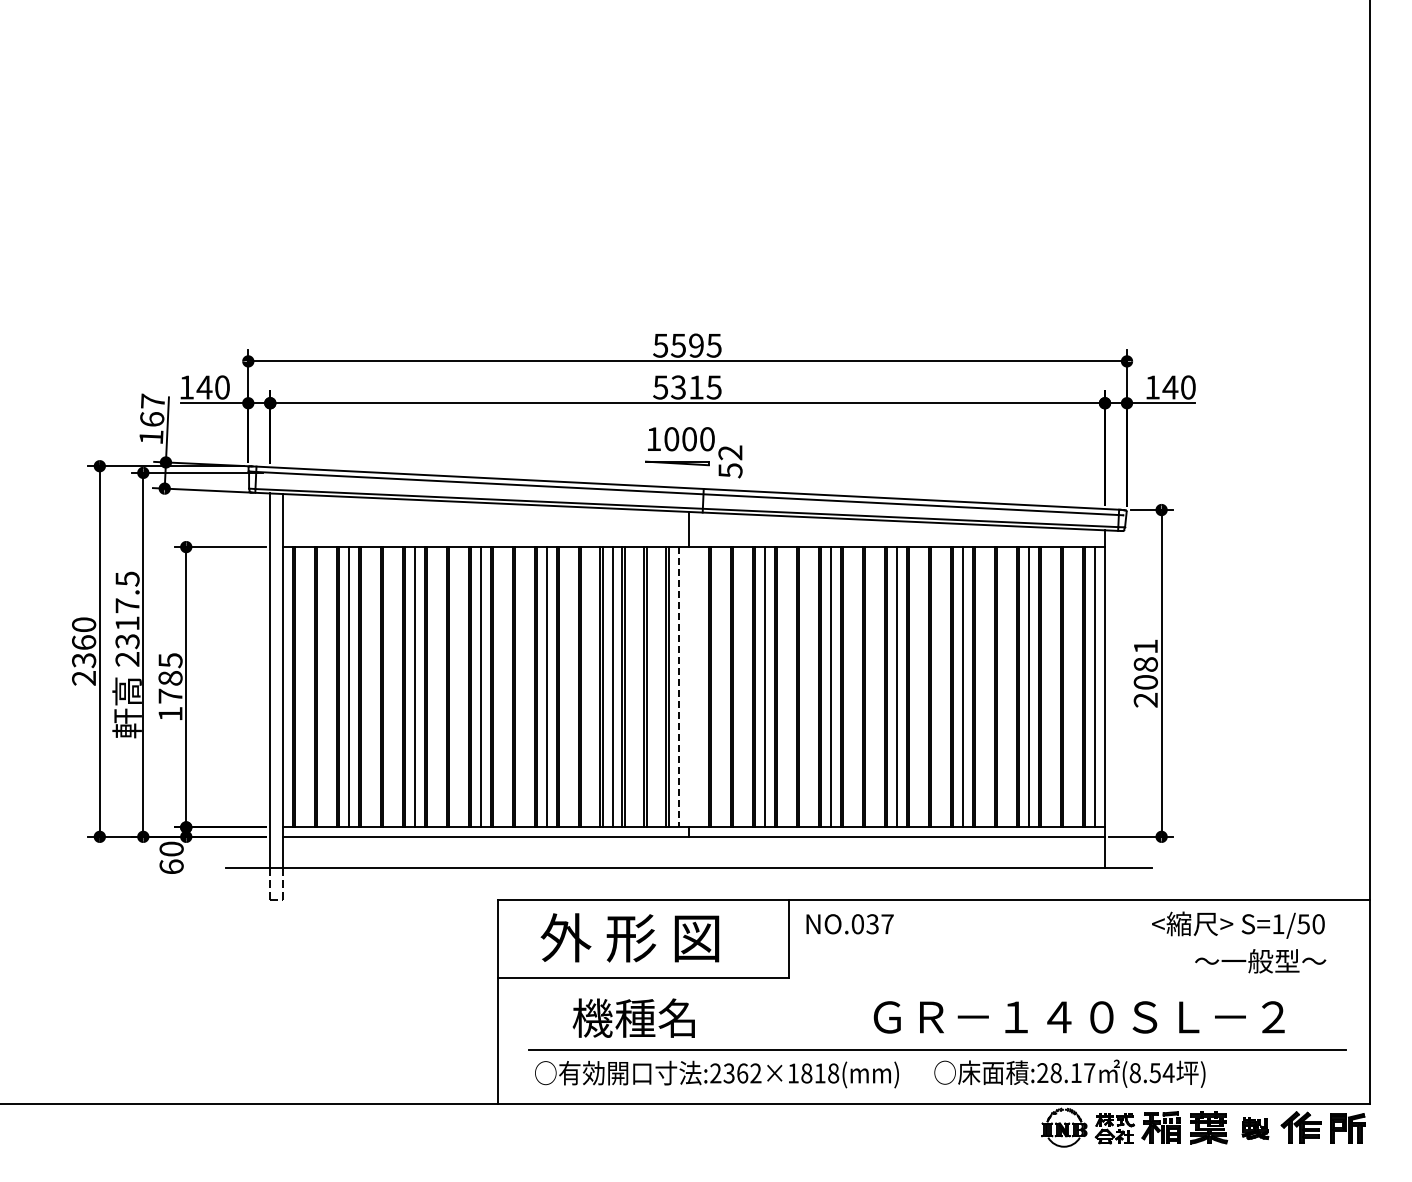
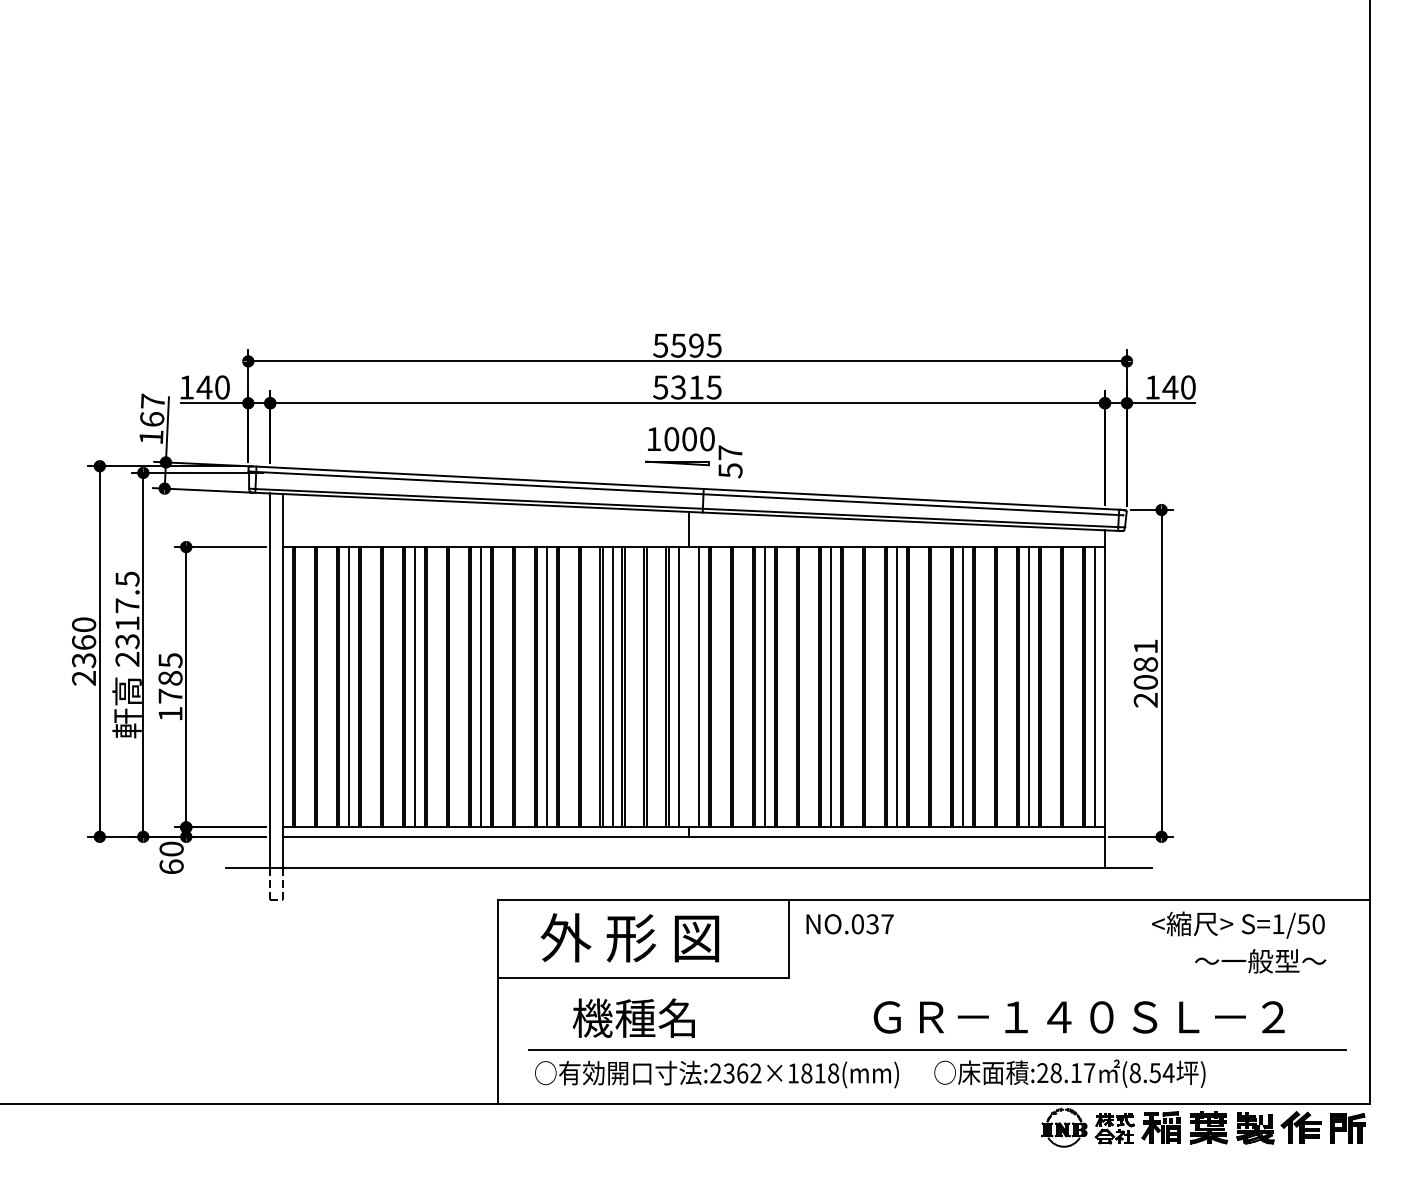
text: 52 -> 57 (730, 452)
line: dashed -> solid (678, 687)
line: none -> present (699, 687)
part size: 29x23 px -> 39x33 px (1255, 1128)
